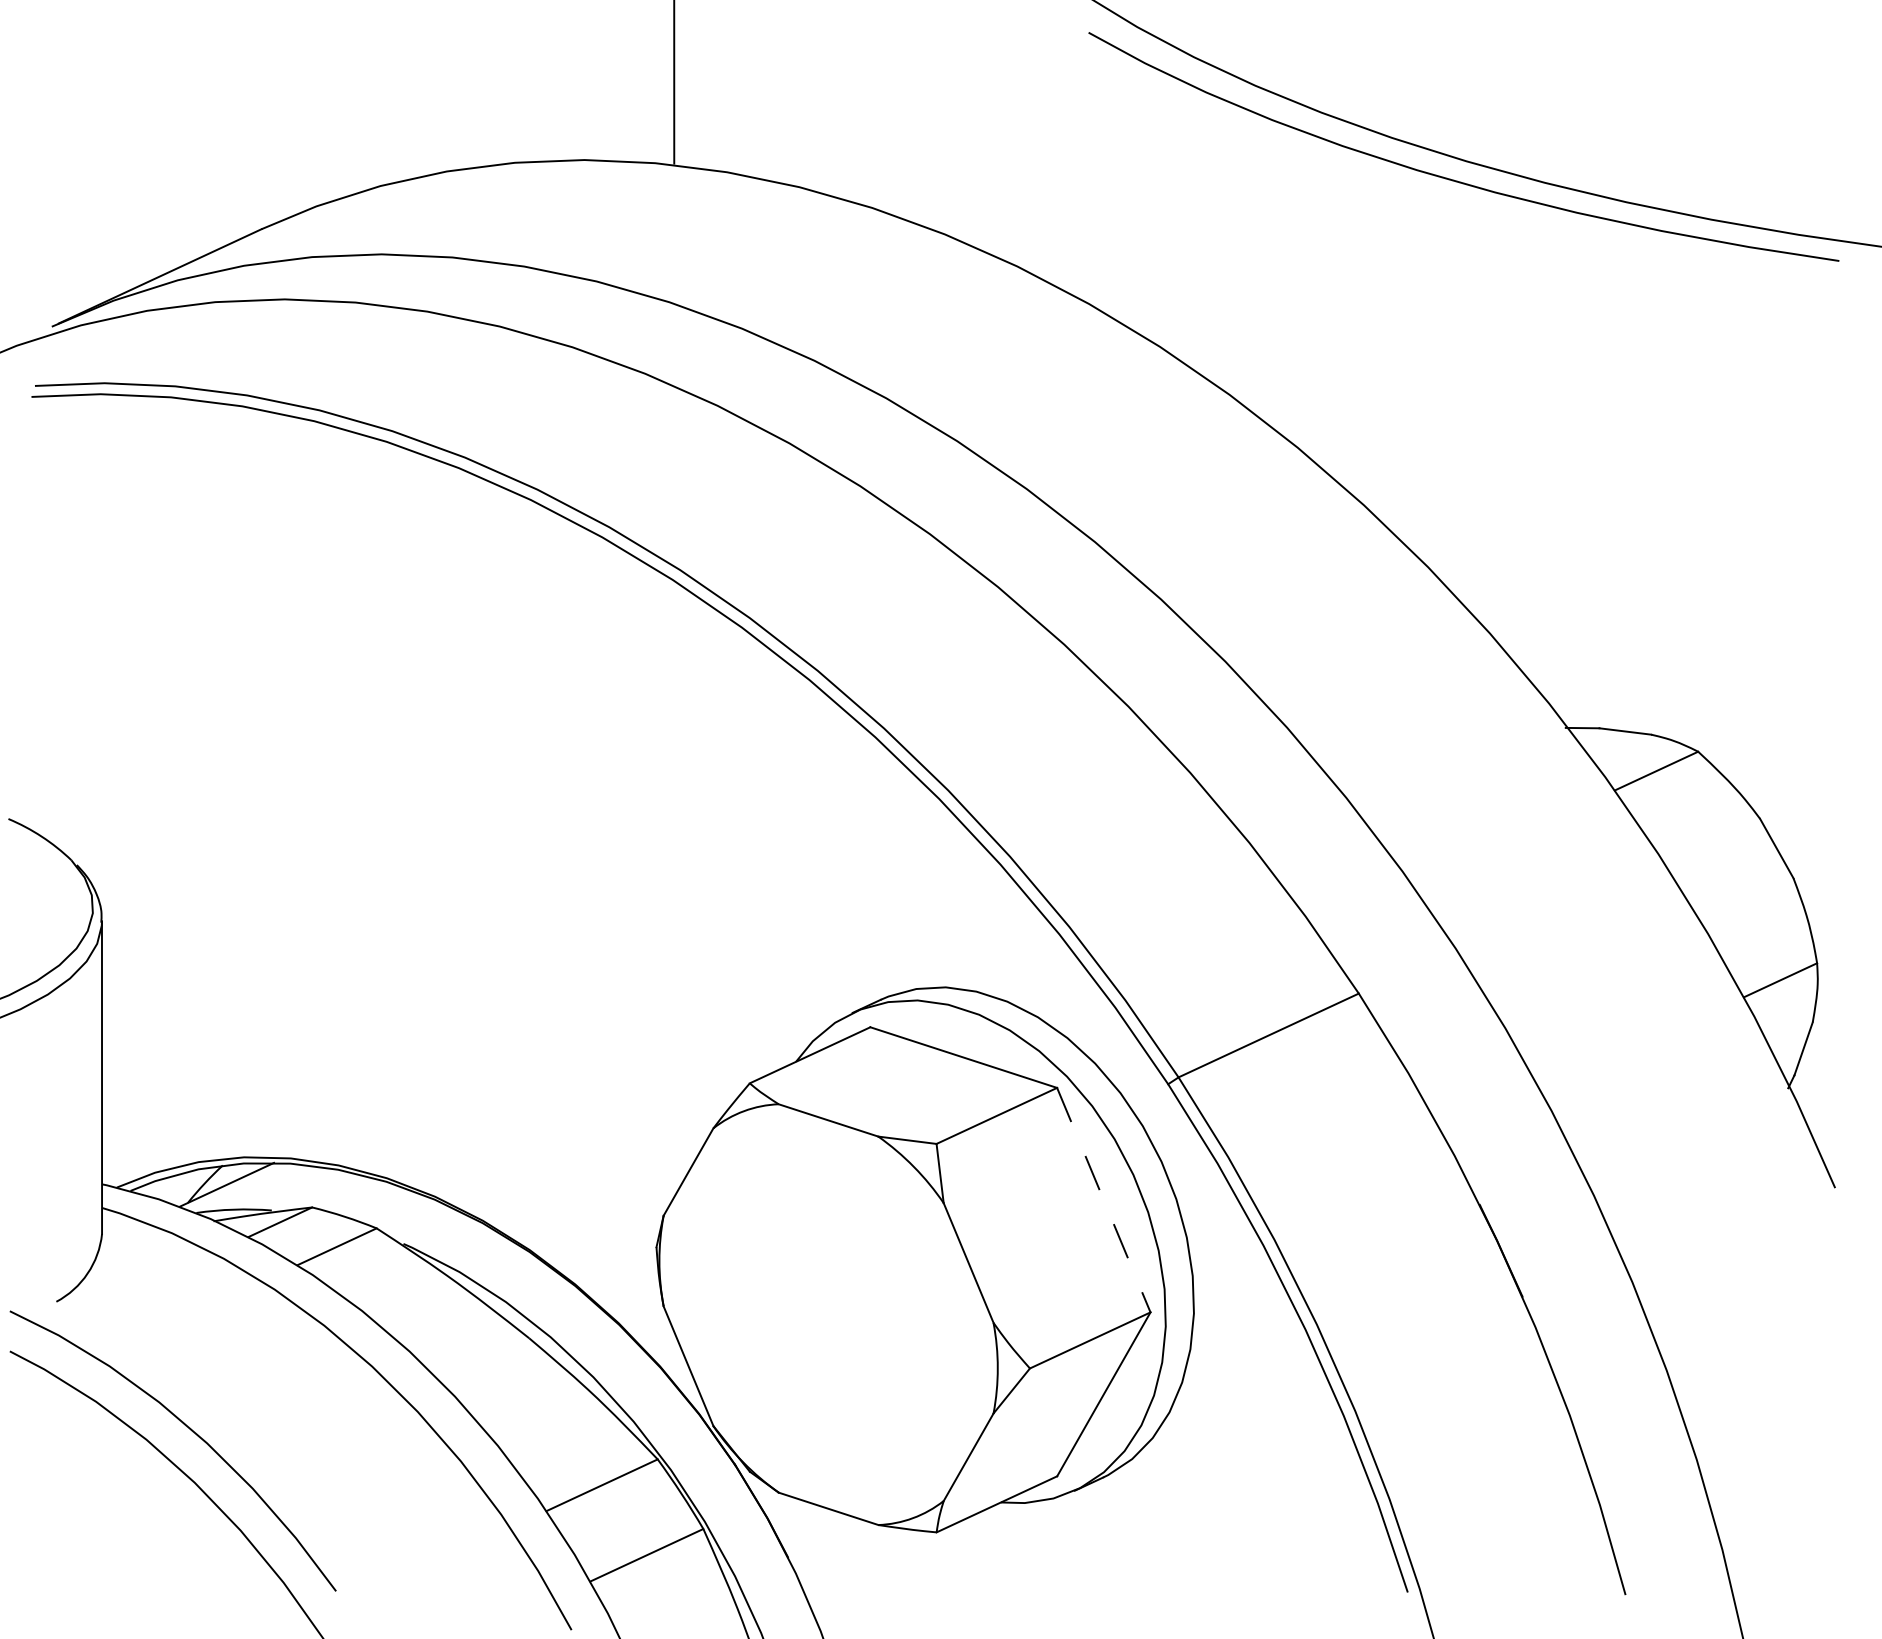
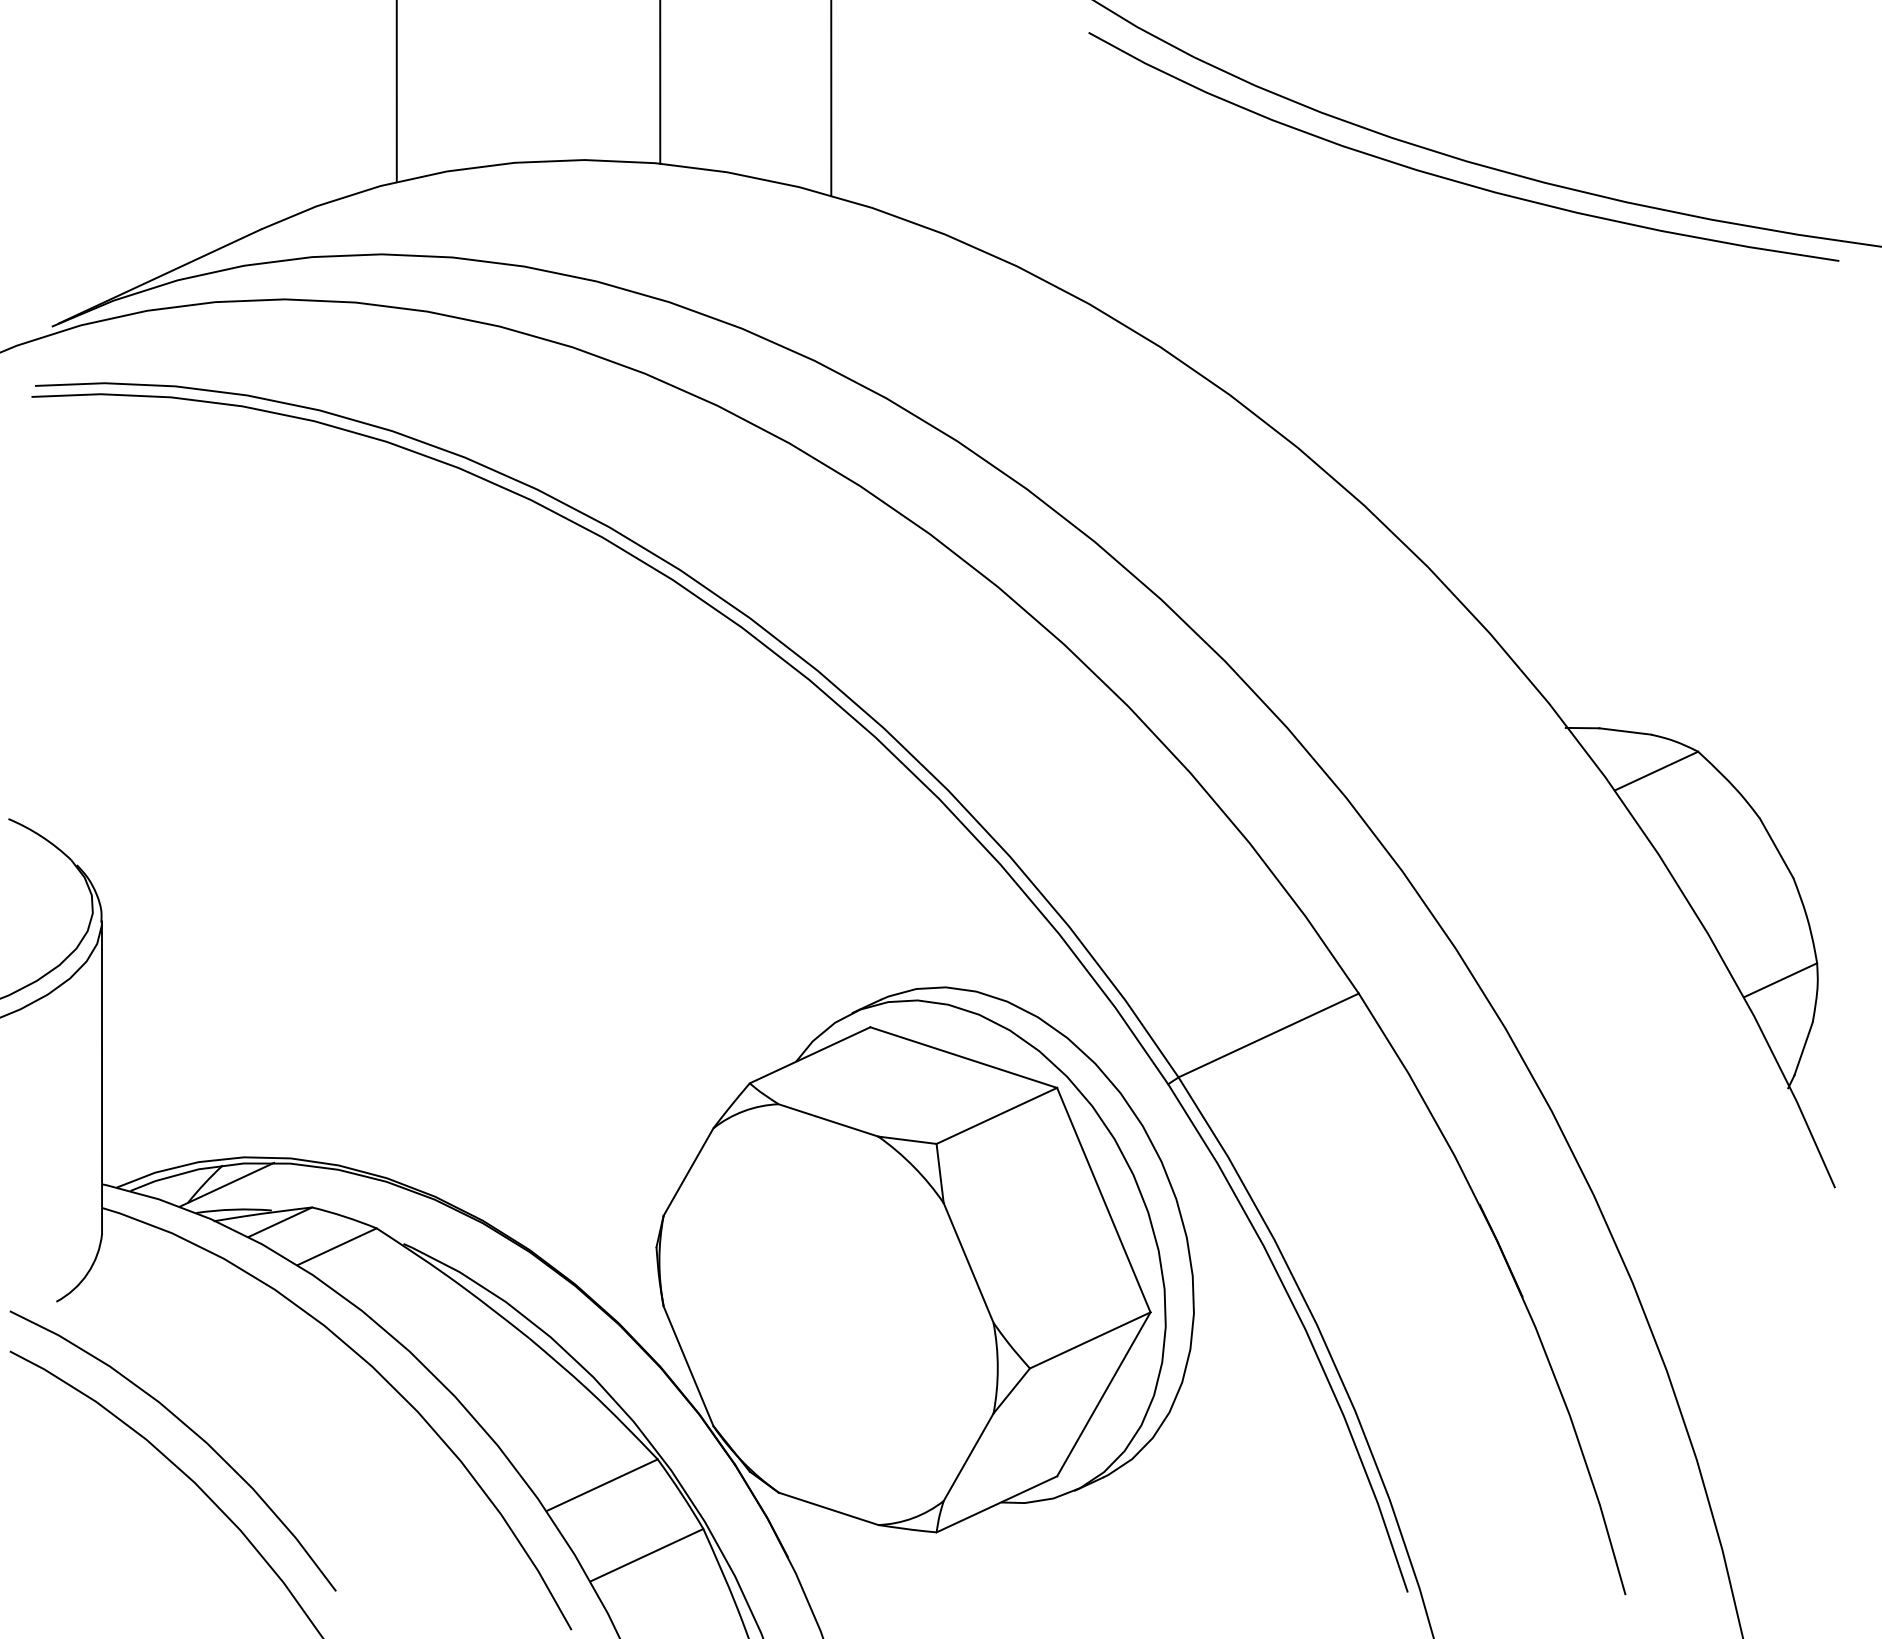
line position: (674, 82) -> (660, 82) (660, 82)
line: none -> present (396, 91)
line: none -> present (831, 98)
line: dashed -> solid (1103, 1200)
